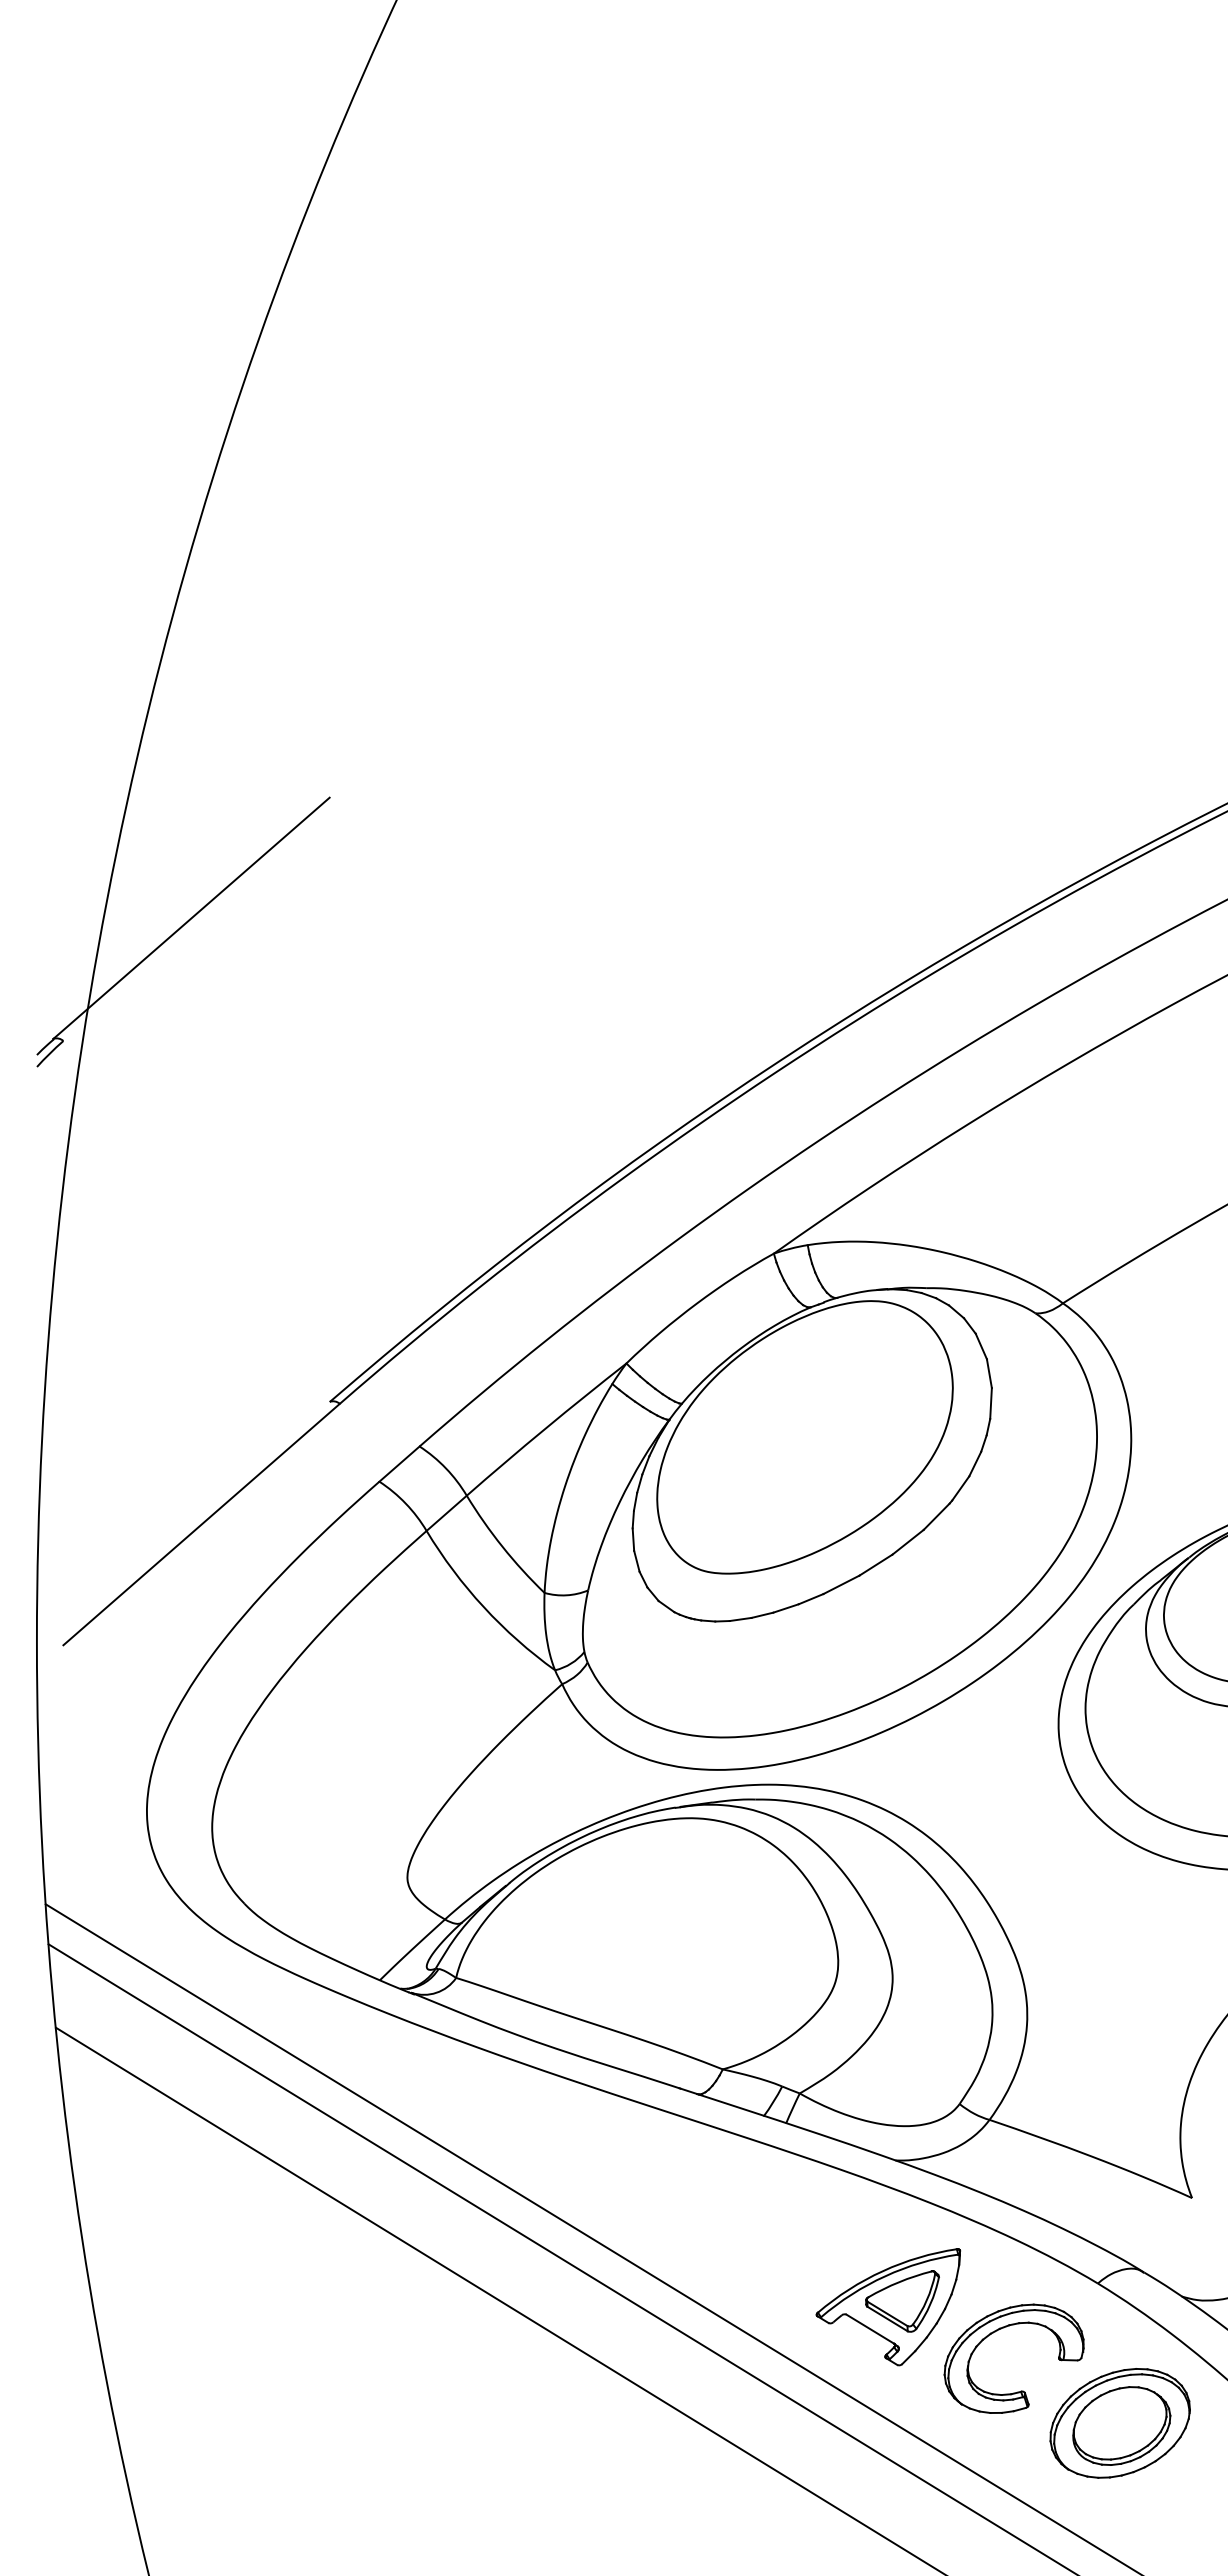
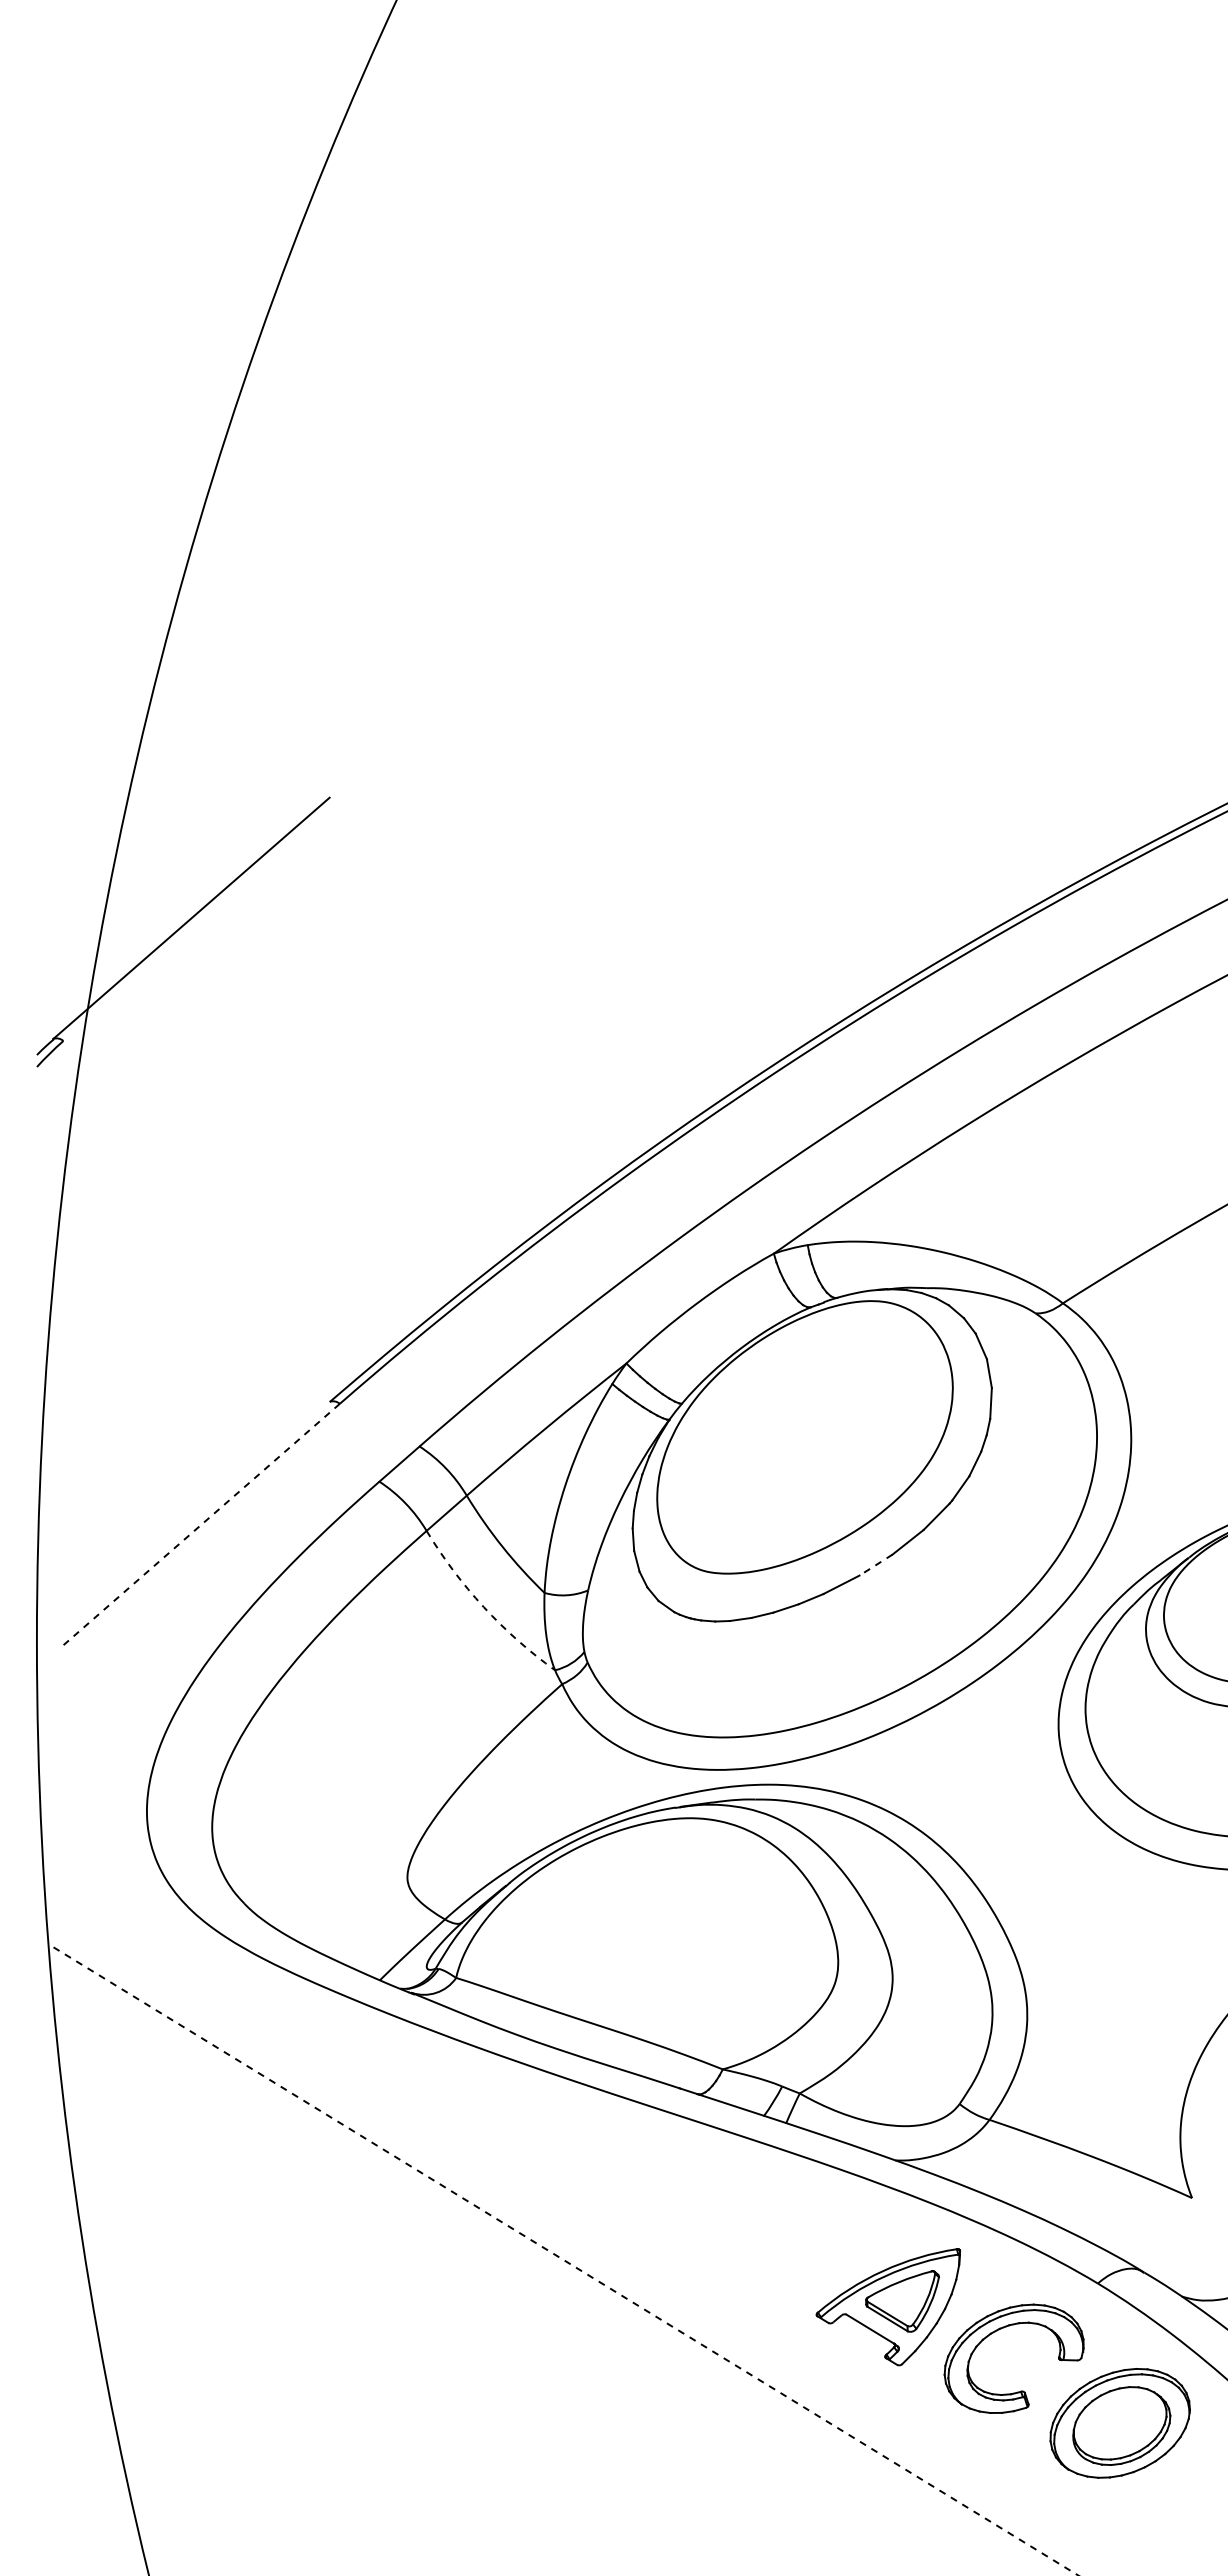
line: solid -> dashed (201, 1524)
line: solid -> dashed (876, 1565)
arc: solid -> dashed (483, 1607)
line: present -> none (591, 2238)
line: solid -> dashed (563, 2259)
line: present -> none (498, 2299)
